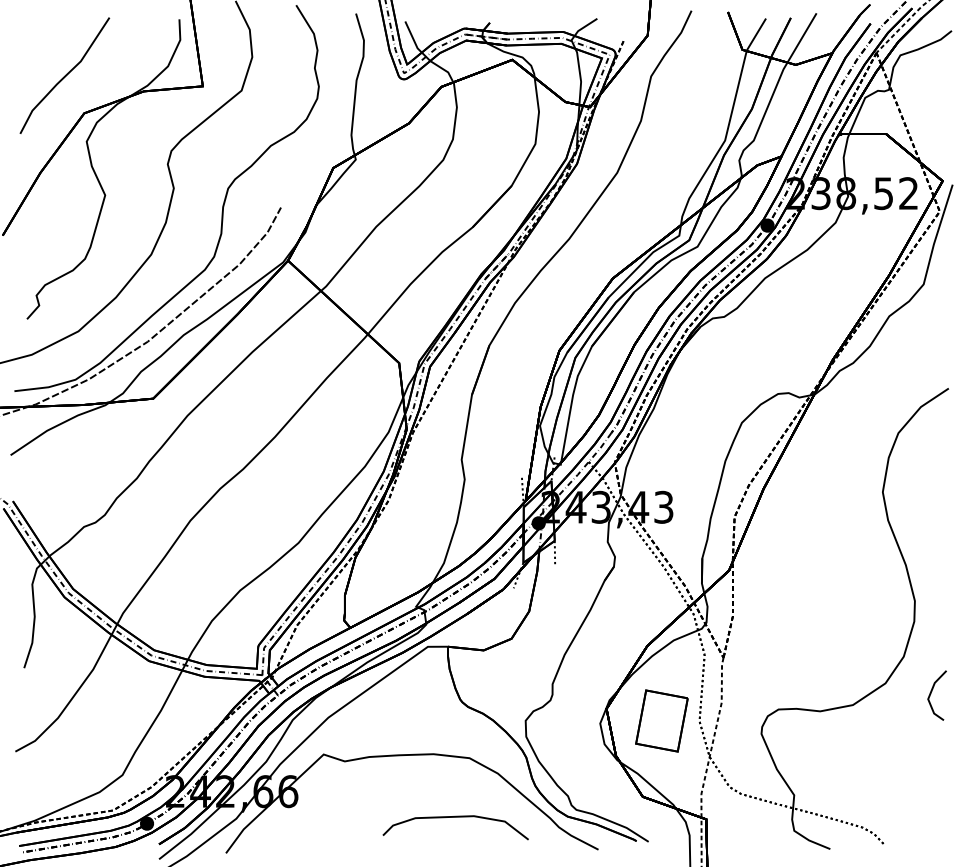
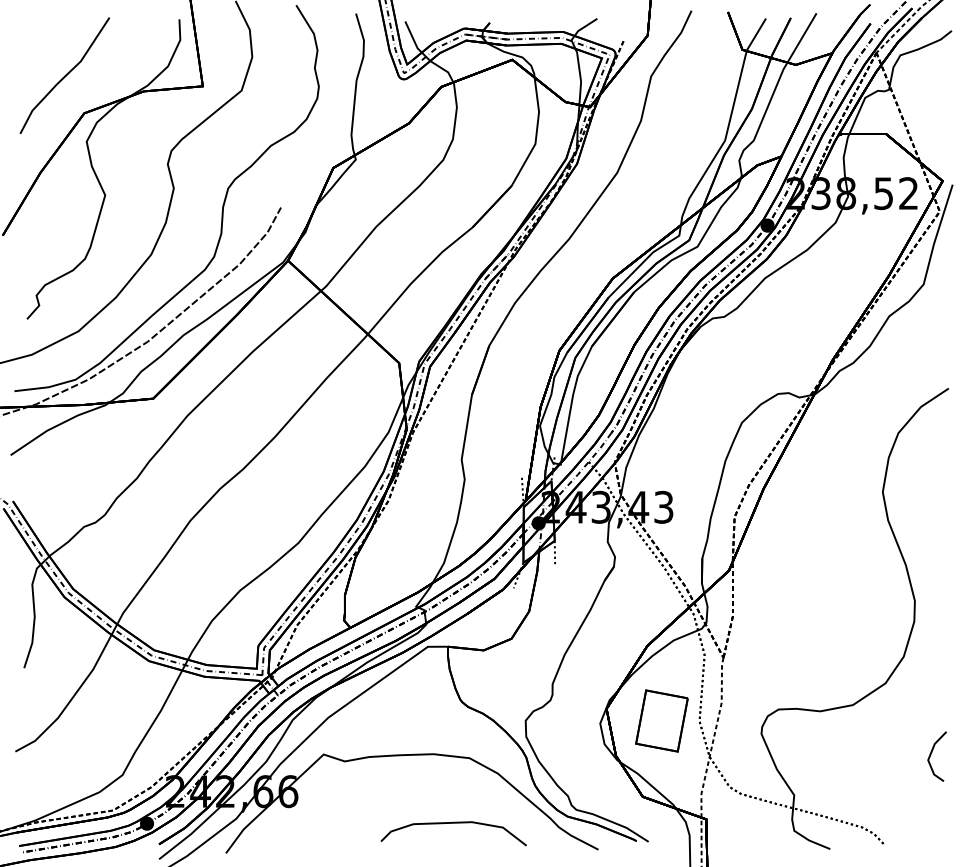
line position: (931, 694) -> (931, 755) (931, 755)
curve position: (455, 817) -> (453, 823) (453, 823)
